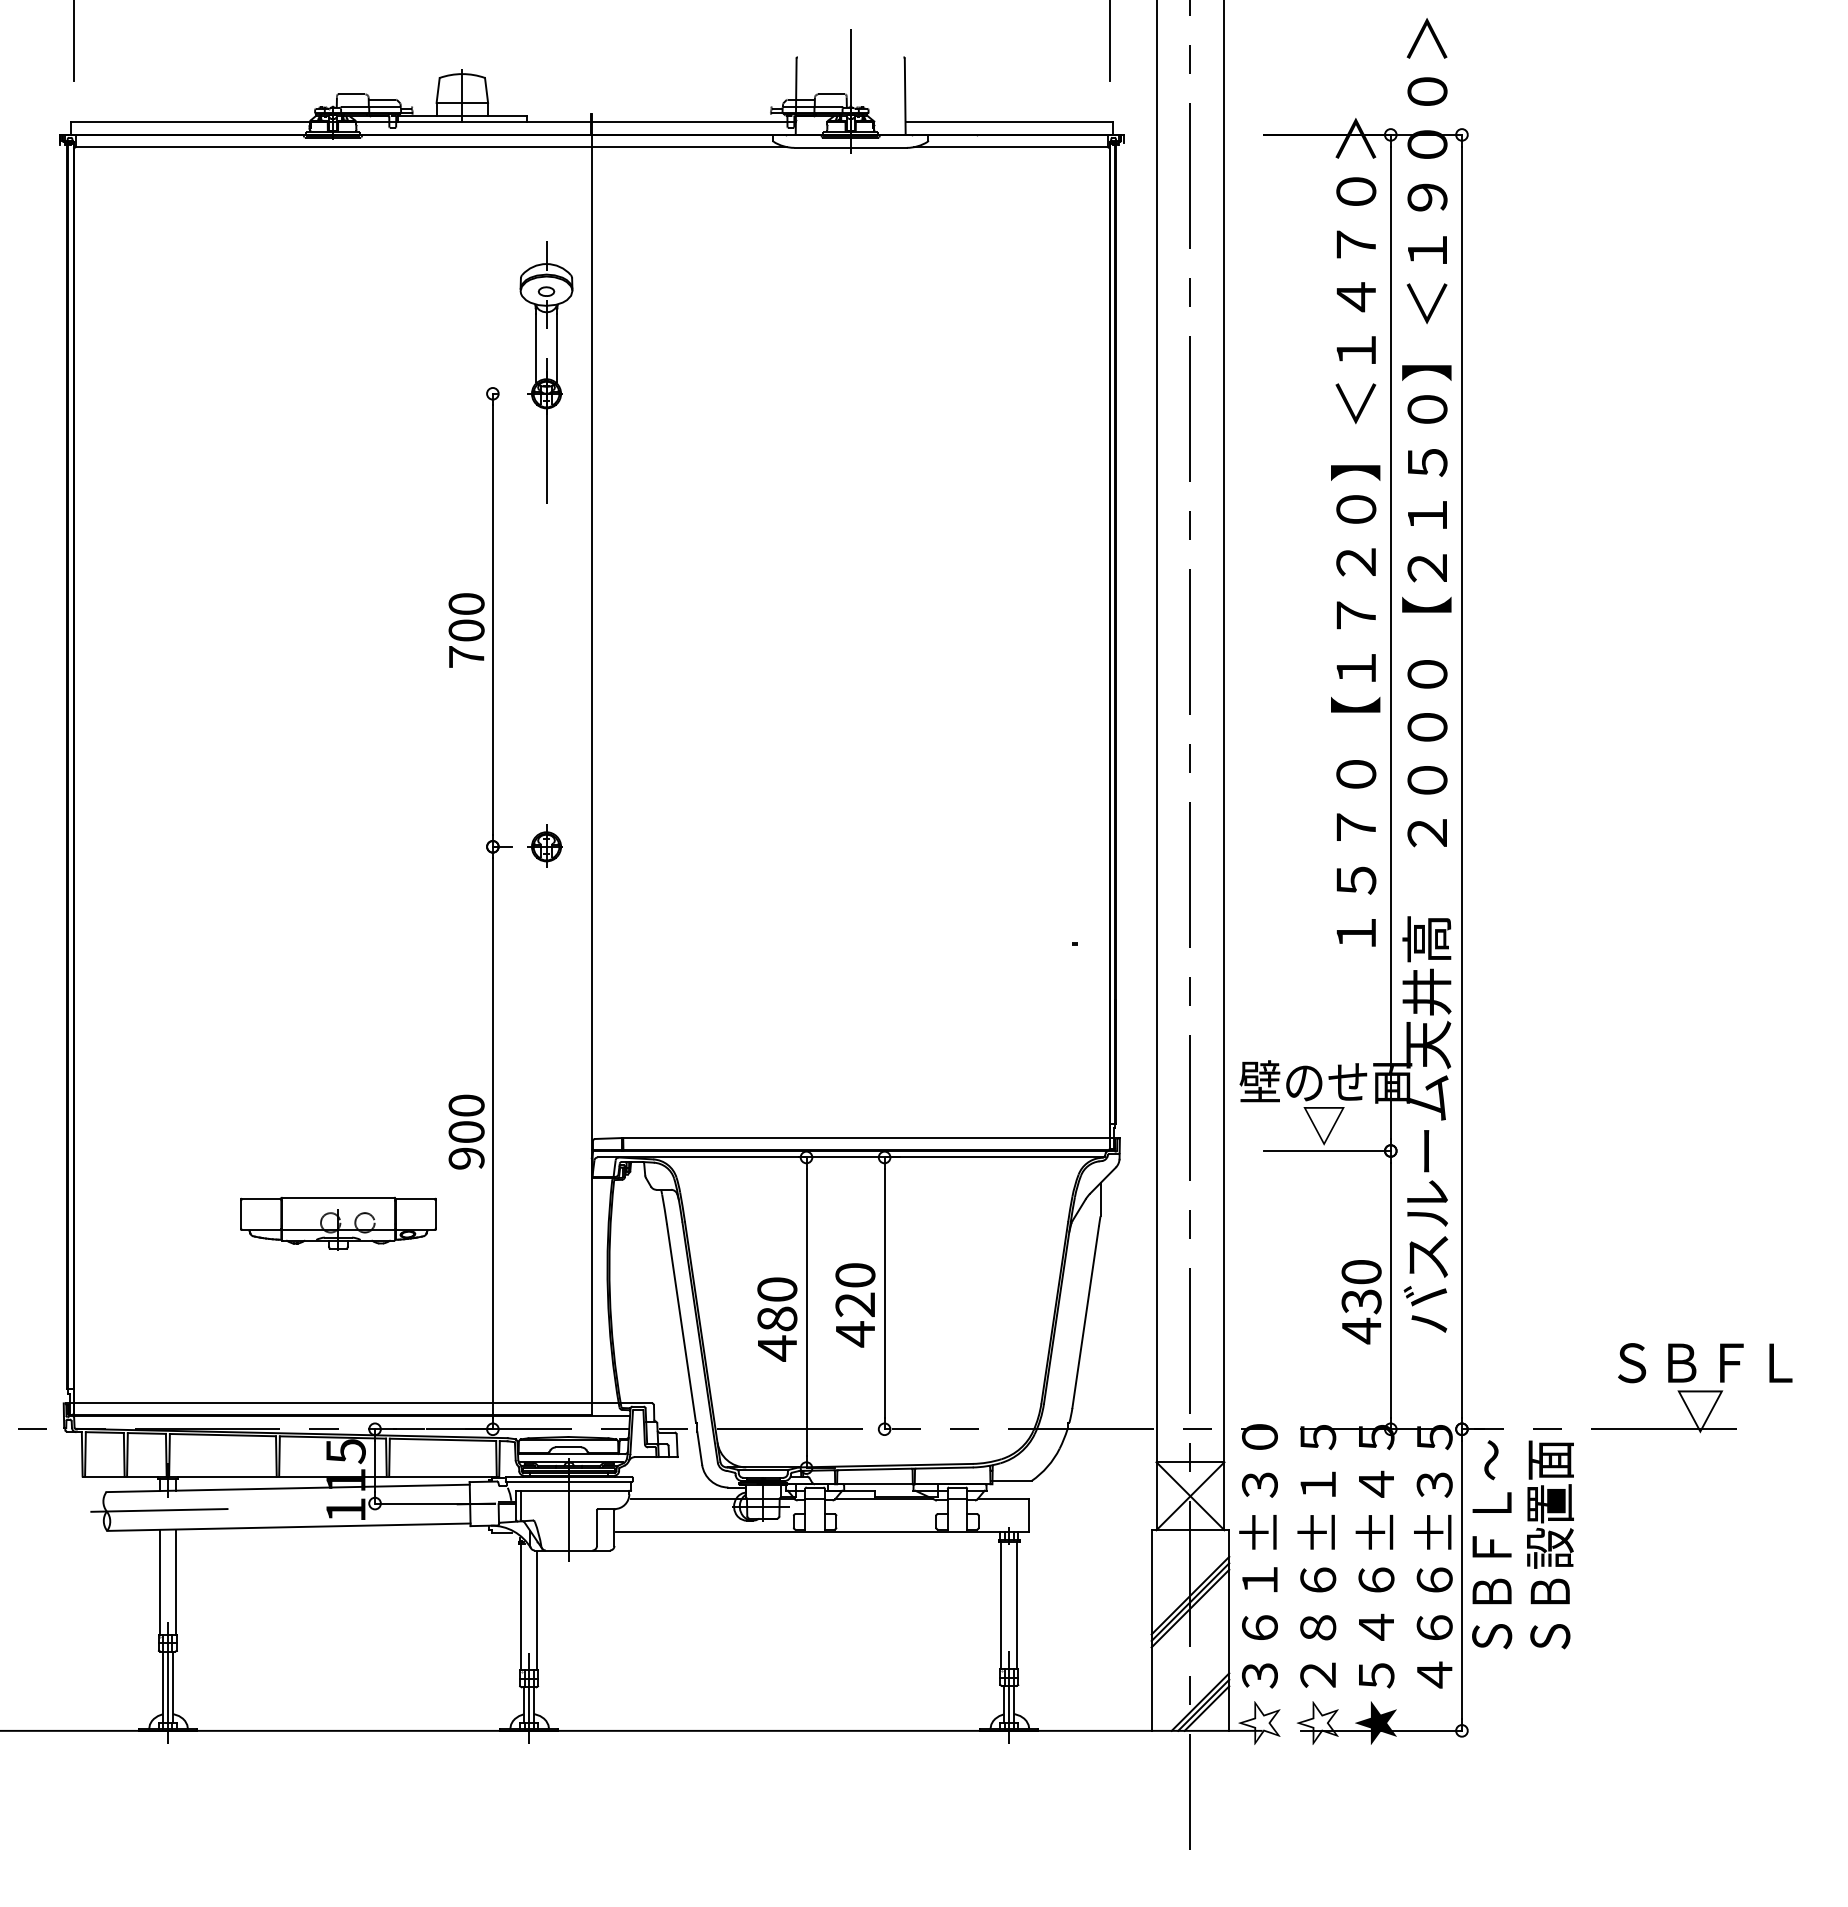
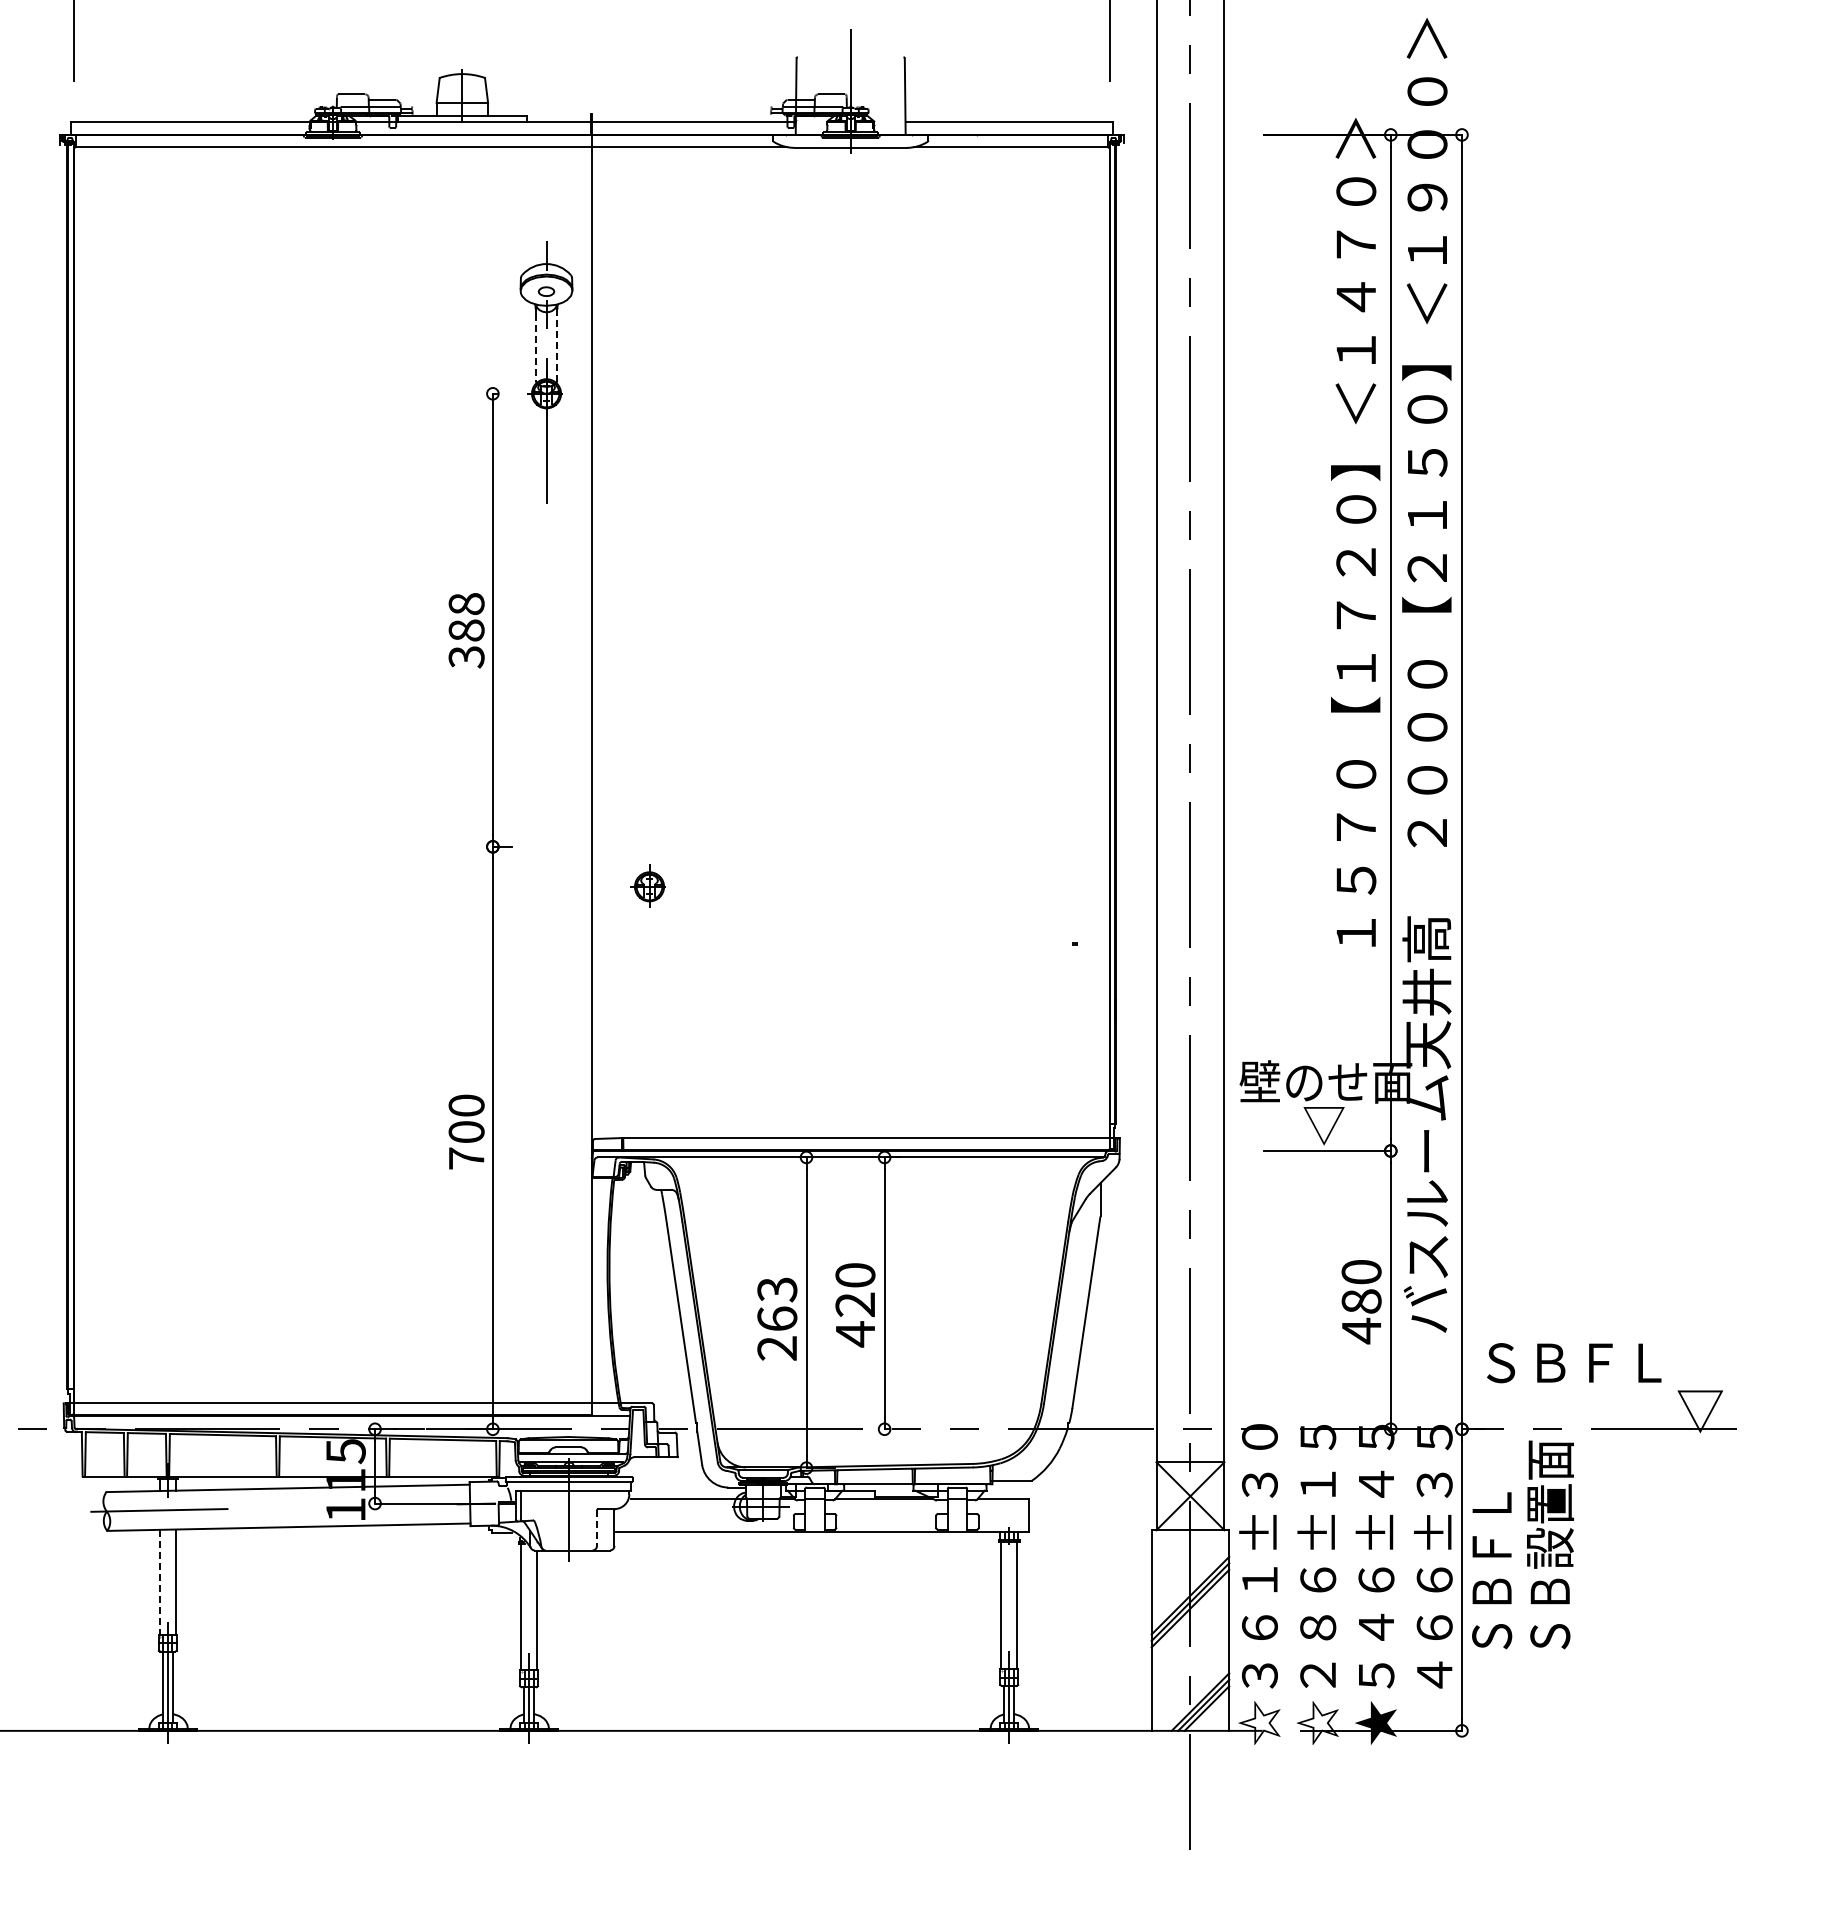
line: solid -> dashed (535, 348)
line: solid -> dashed (557, 348)
text: 700 -> 388 (466, 630)
part position: (544, 845) -> (647, 885) (647, 885)
text: 900 -> 700 (466, 1158)
part: present -> none (338, 1223)
text: 430 -> 480 (1361, 1301)
text: 480 -> 263 (777, 1319)
text position: (1705, 1363) -> (1574, 1363) (1574, 1363)
text: ＳＢＦＬ～ -> ＳＢＦＬ (1491, 1460)
line: solid -> dashed (597, 1528)
line: solid -> dashed (159, 1582)
